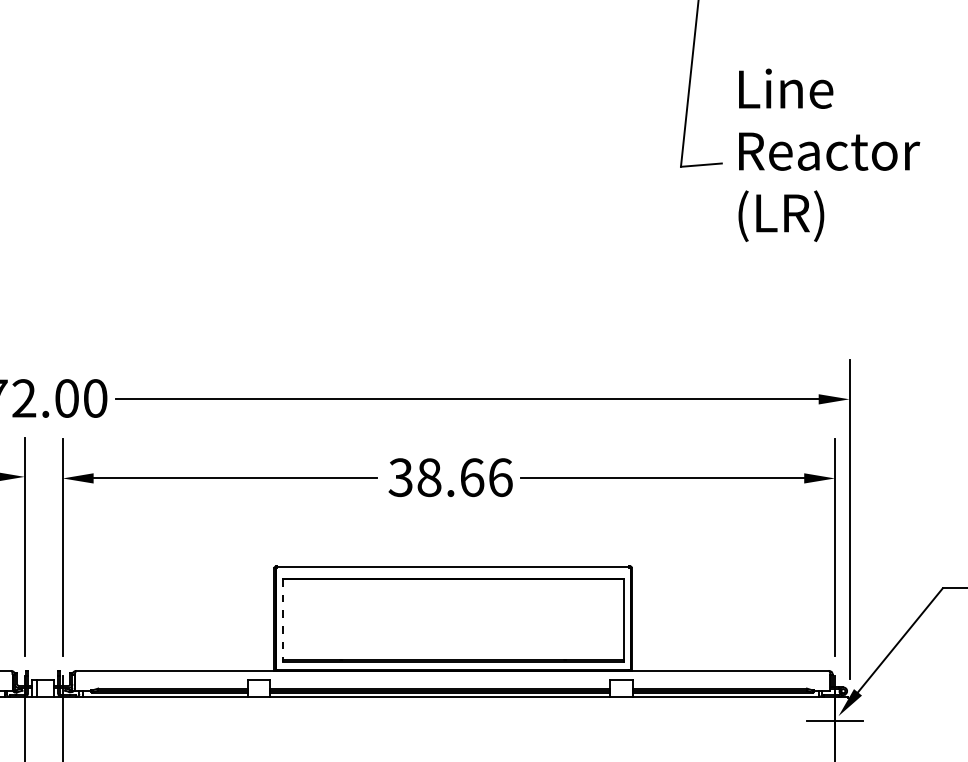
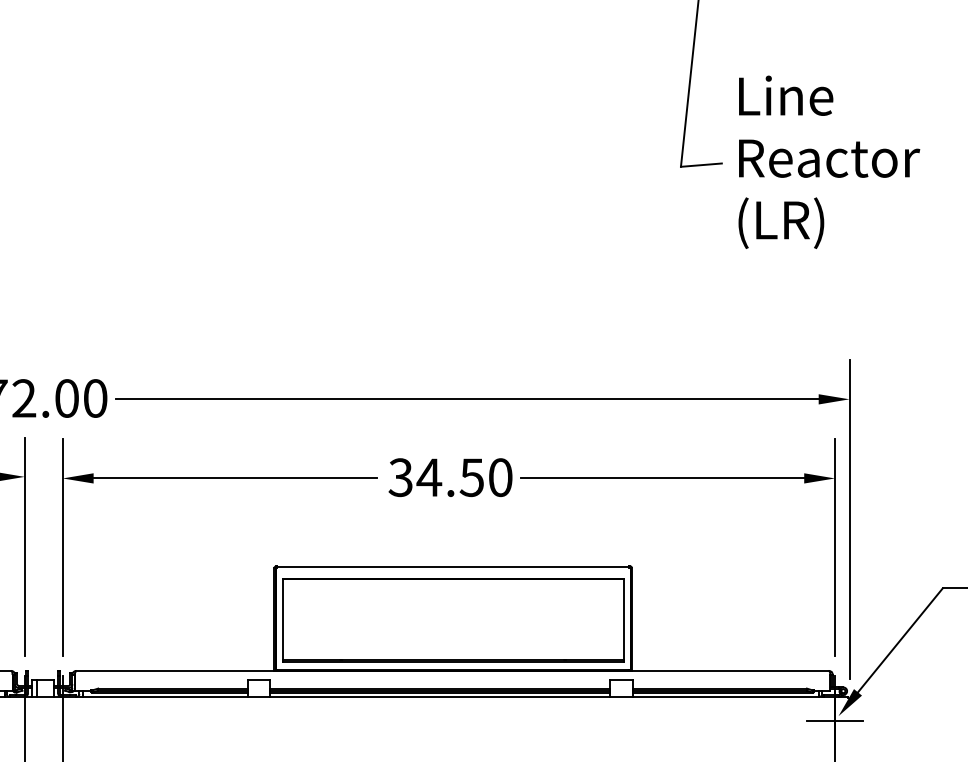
text position: (829, 154) -> (829, 161) (829, 161)
text: 38.66 -> 34.50 (464, 477)
line: dashed -> solid (282, 620)
